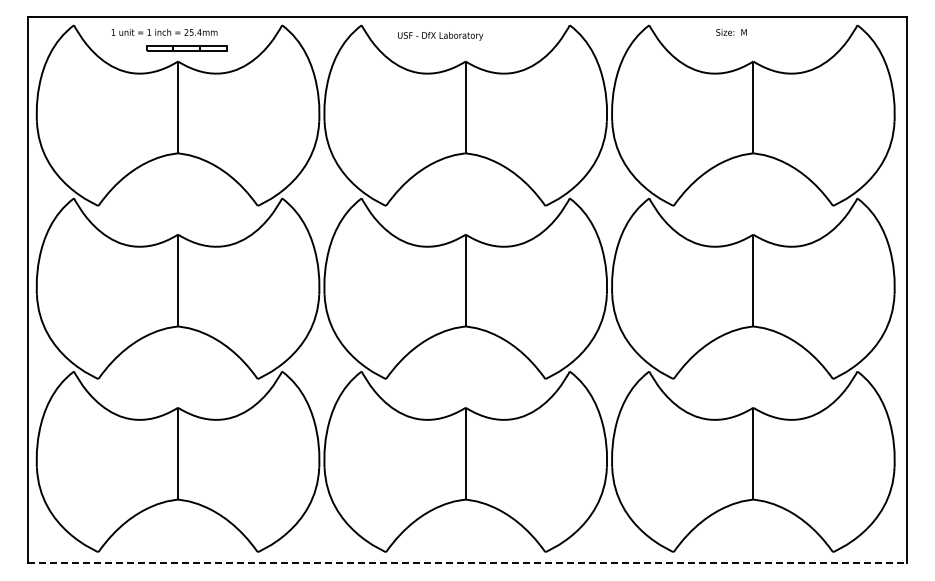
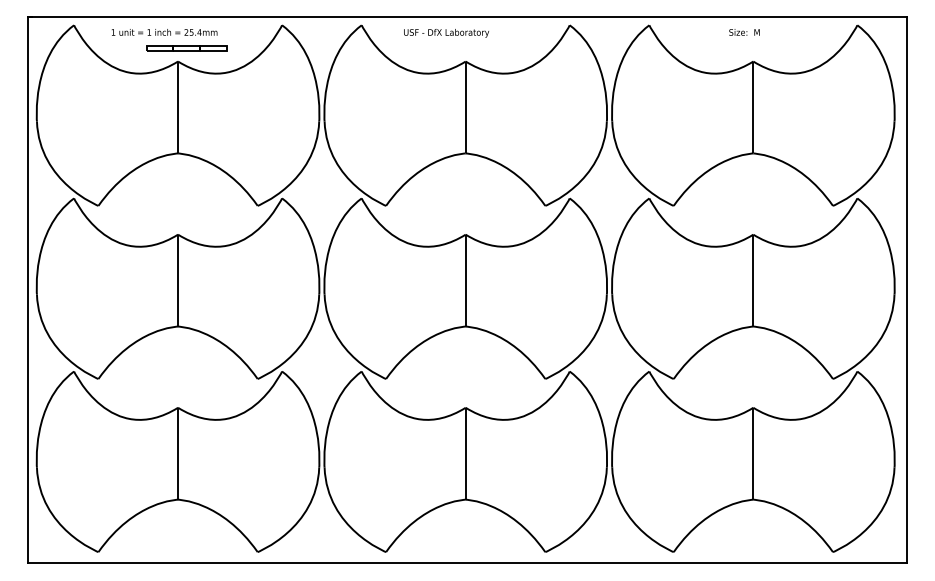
text position: (731, 32) -> (744, 32) (744, 32)
text position: (440, 36) -> (446, 33) (446, 33)
line: dashed -> solid (467, 563)
